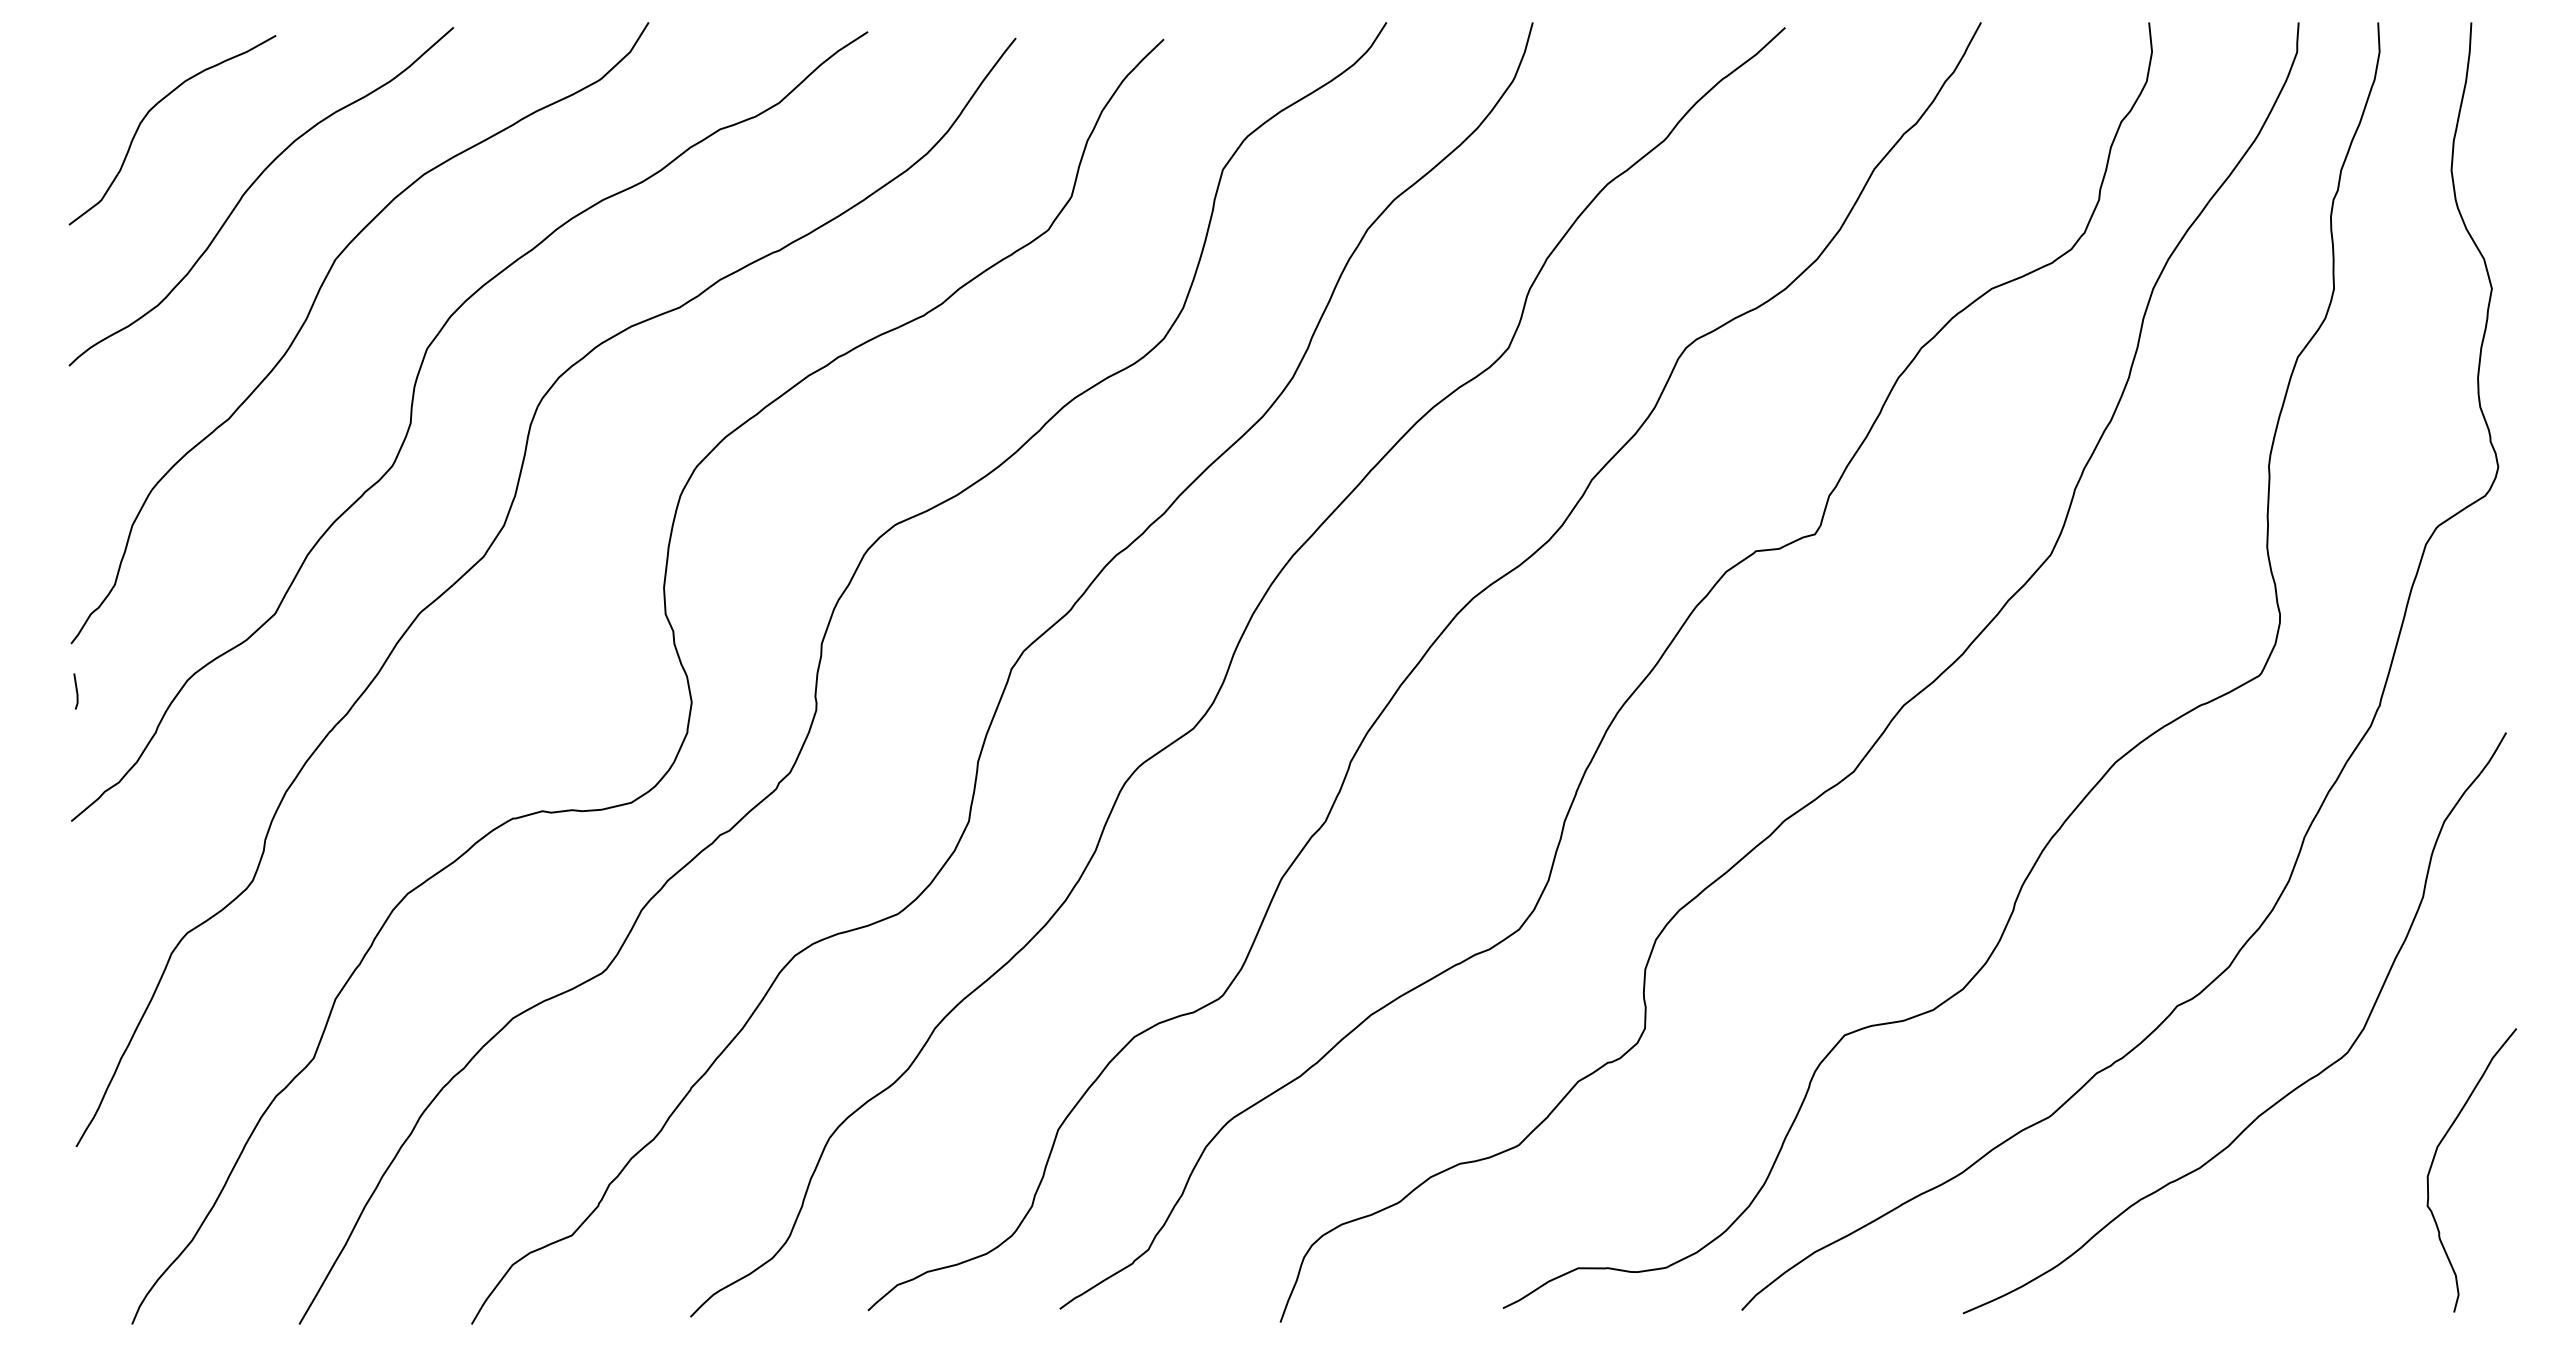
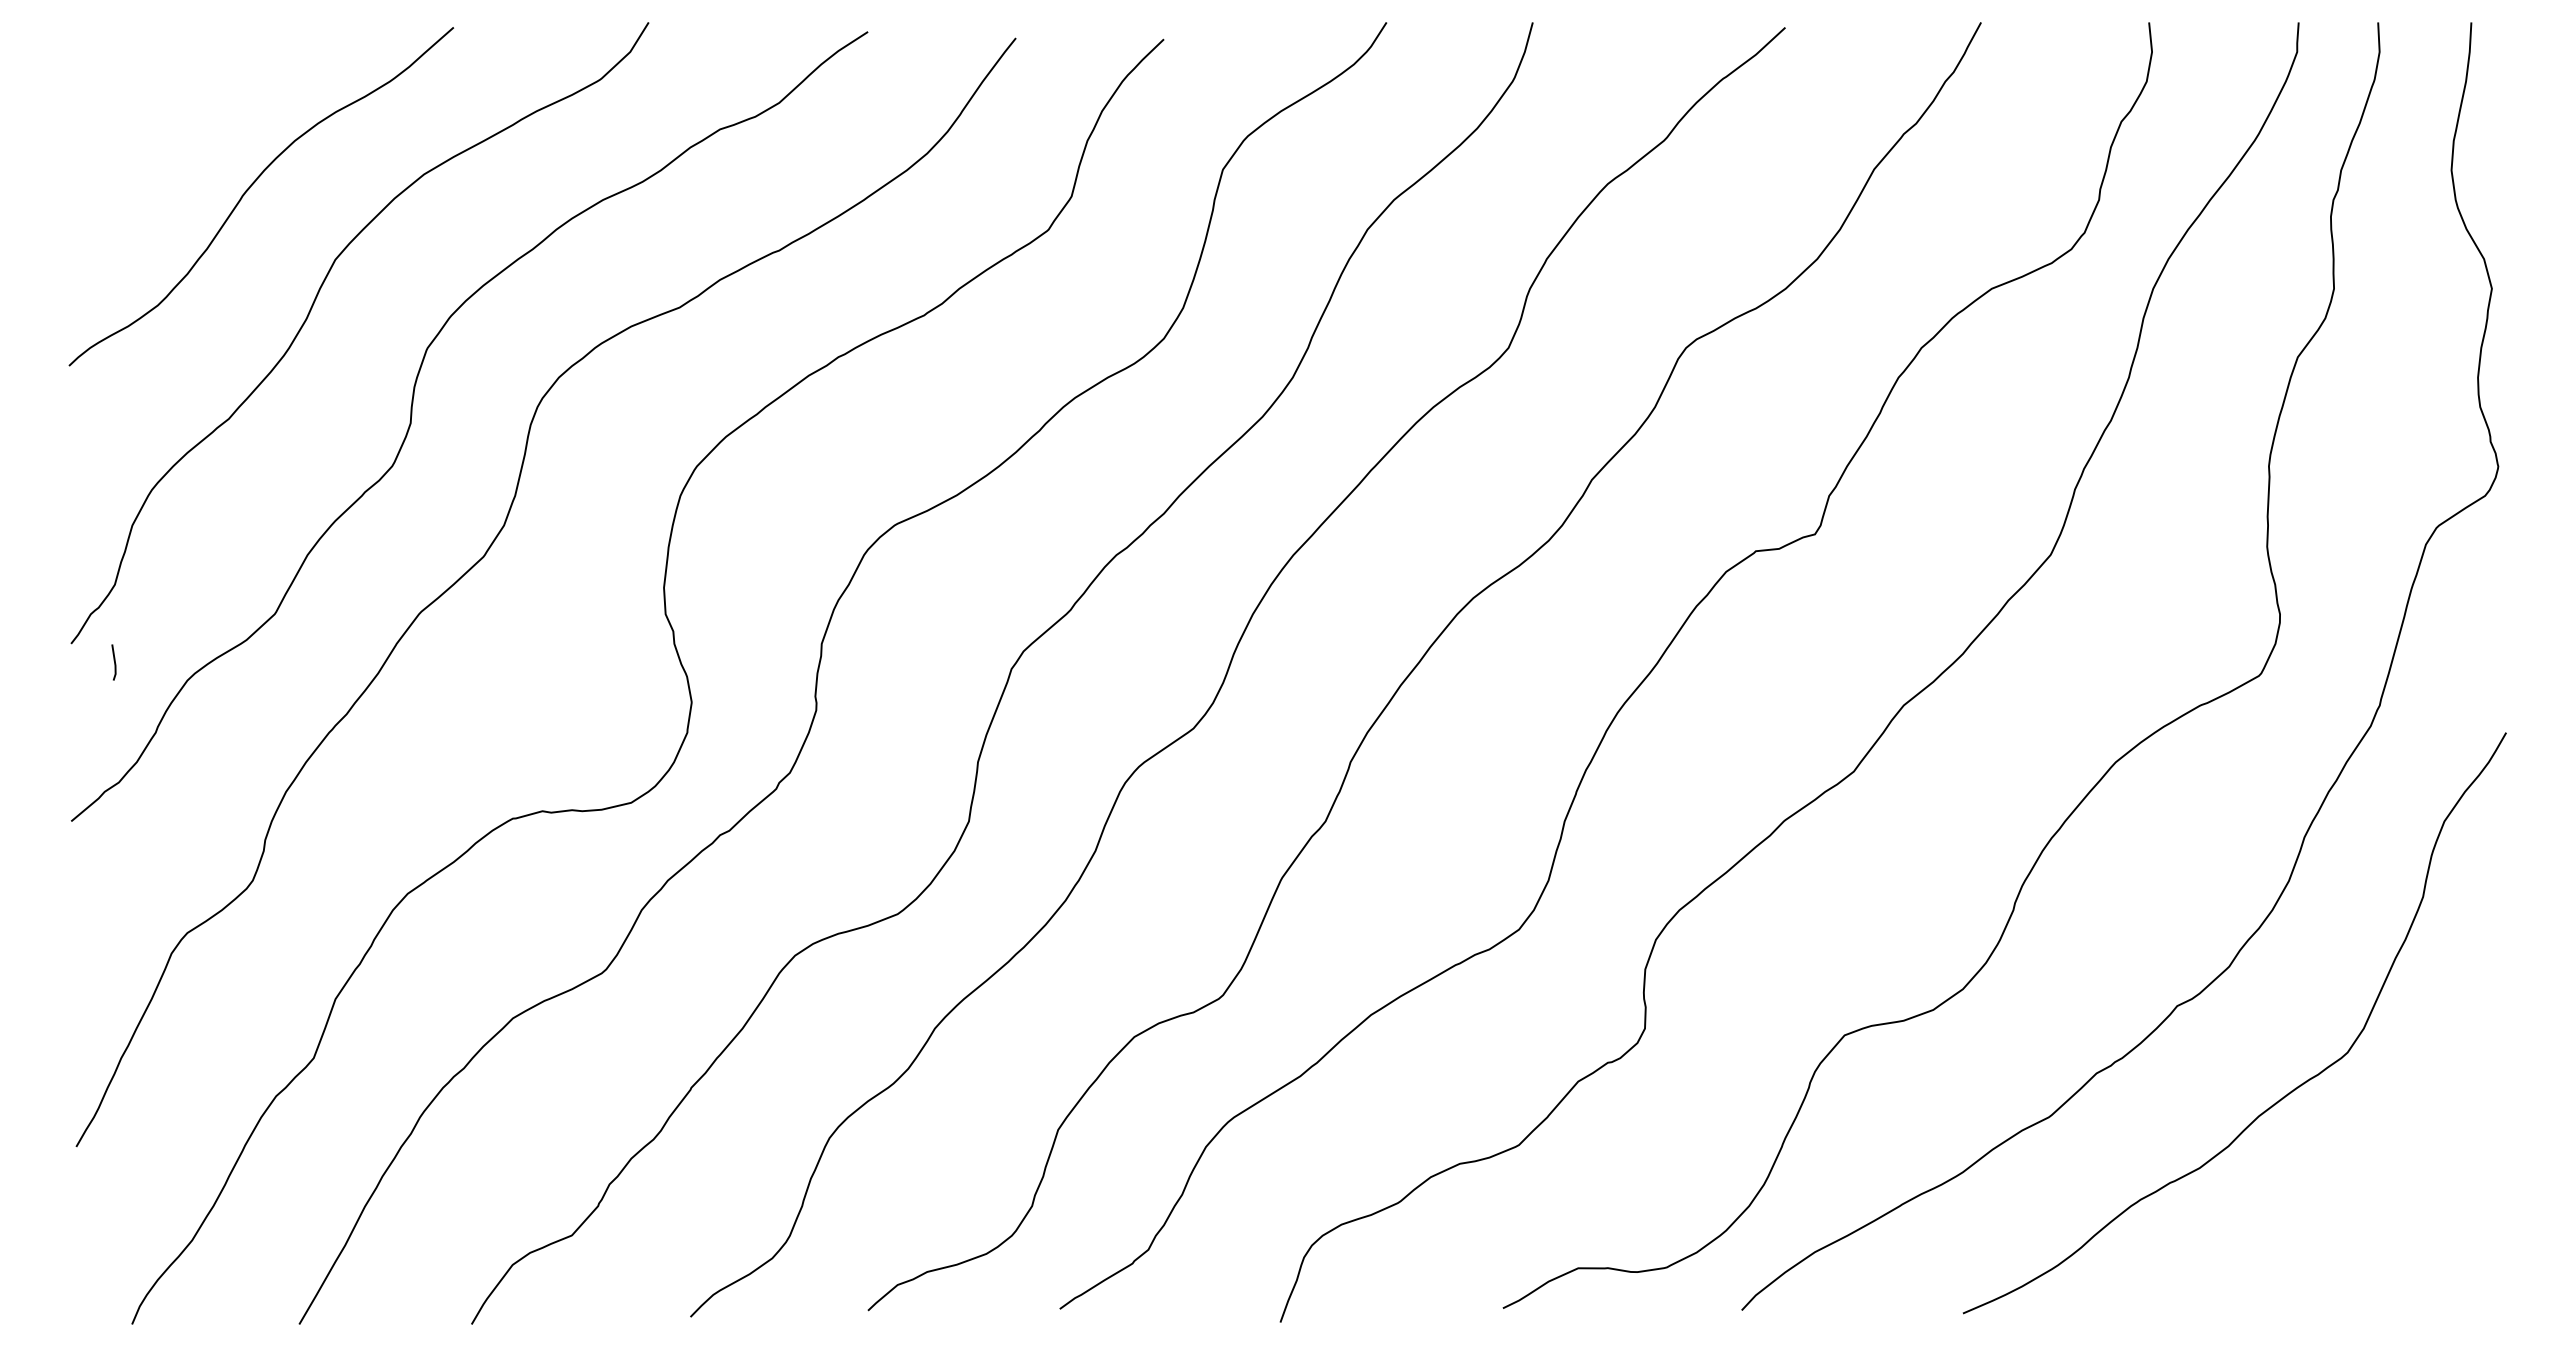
curve: present -> none (152, 109)
line position: (76, 691) -> (114, 662) (114, 662)
curve: present -> none (2434, 1159)
